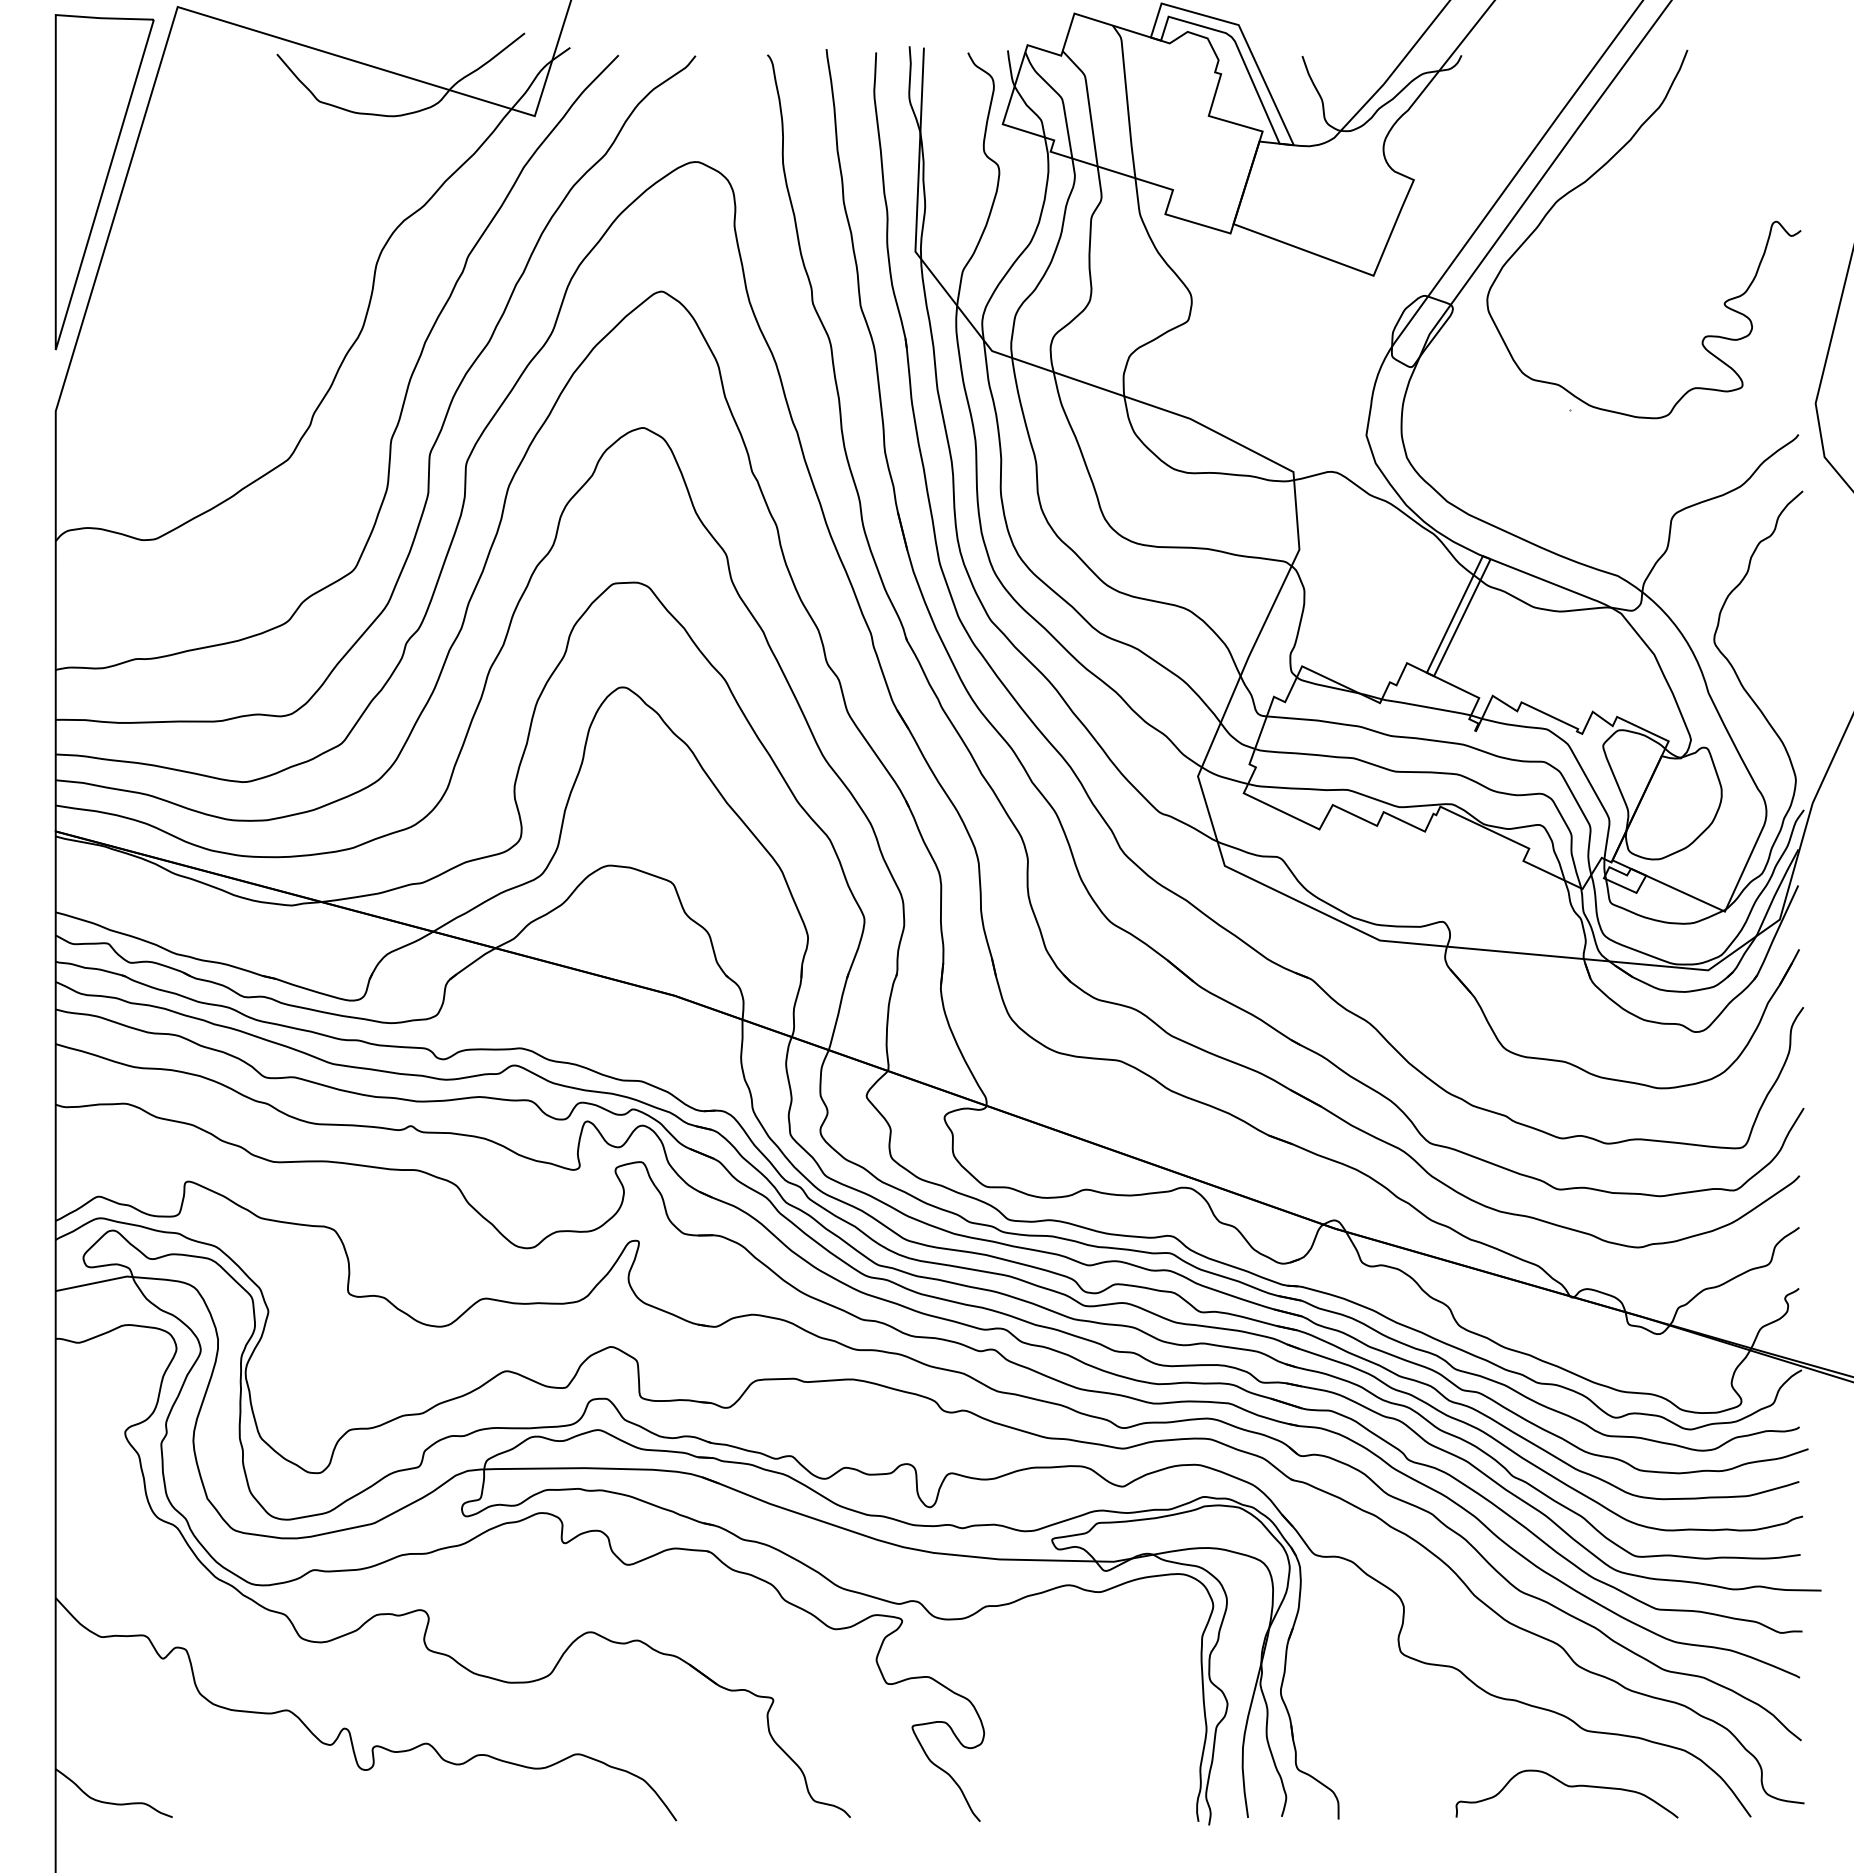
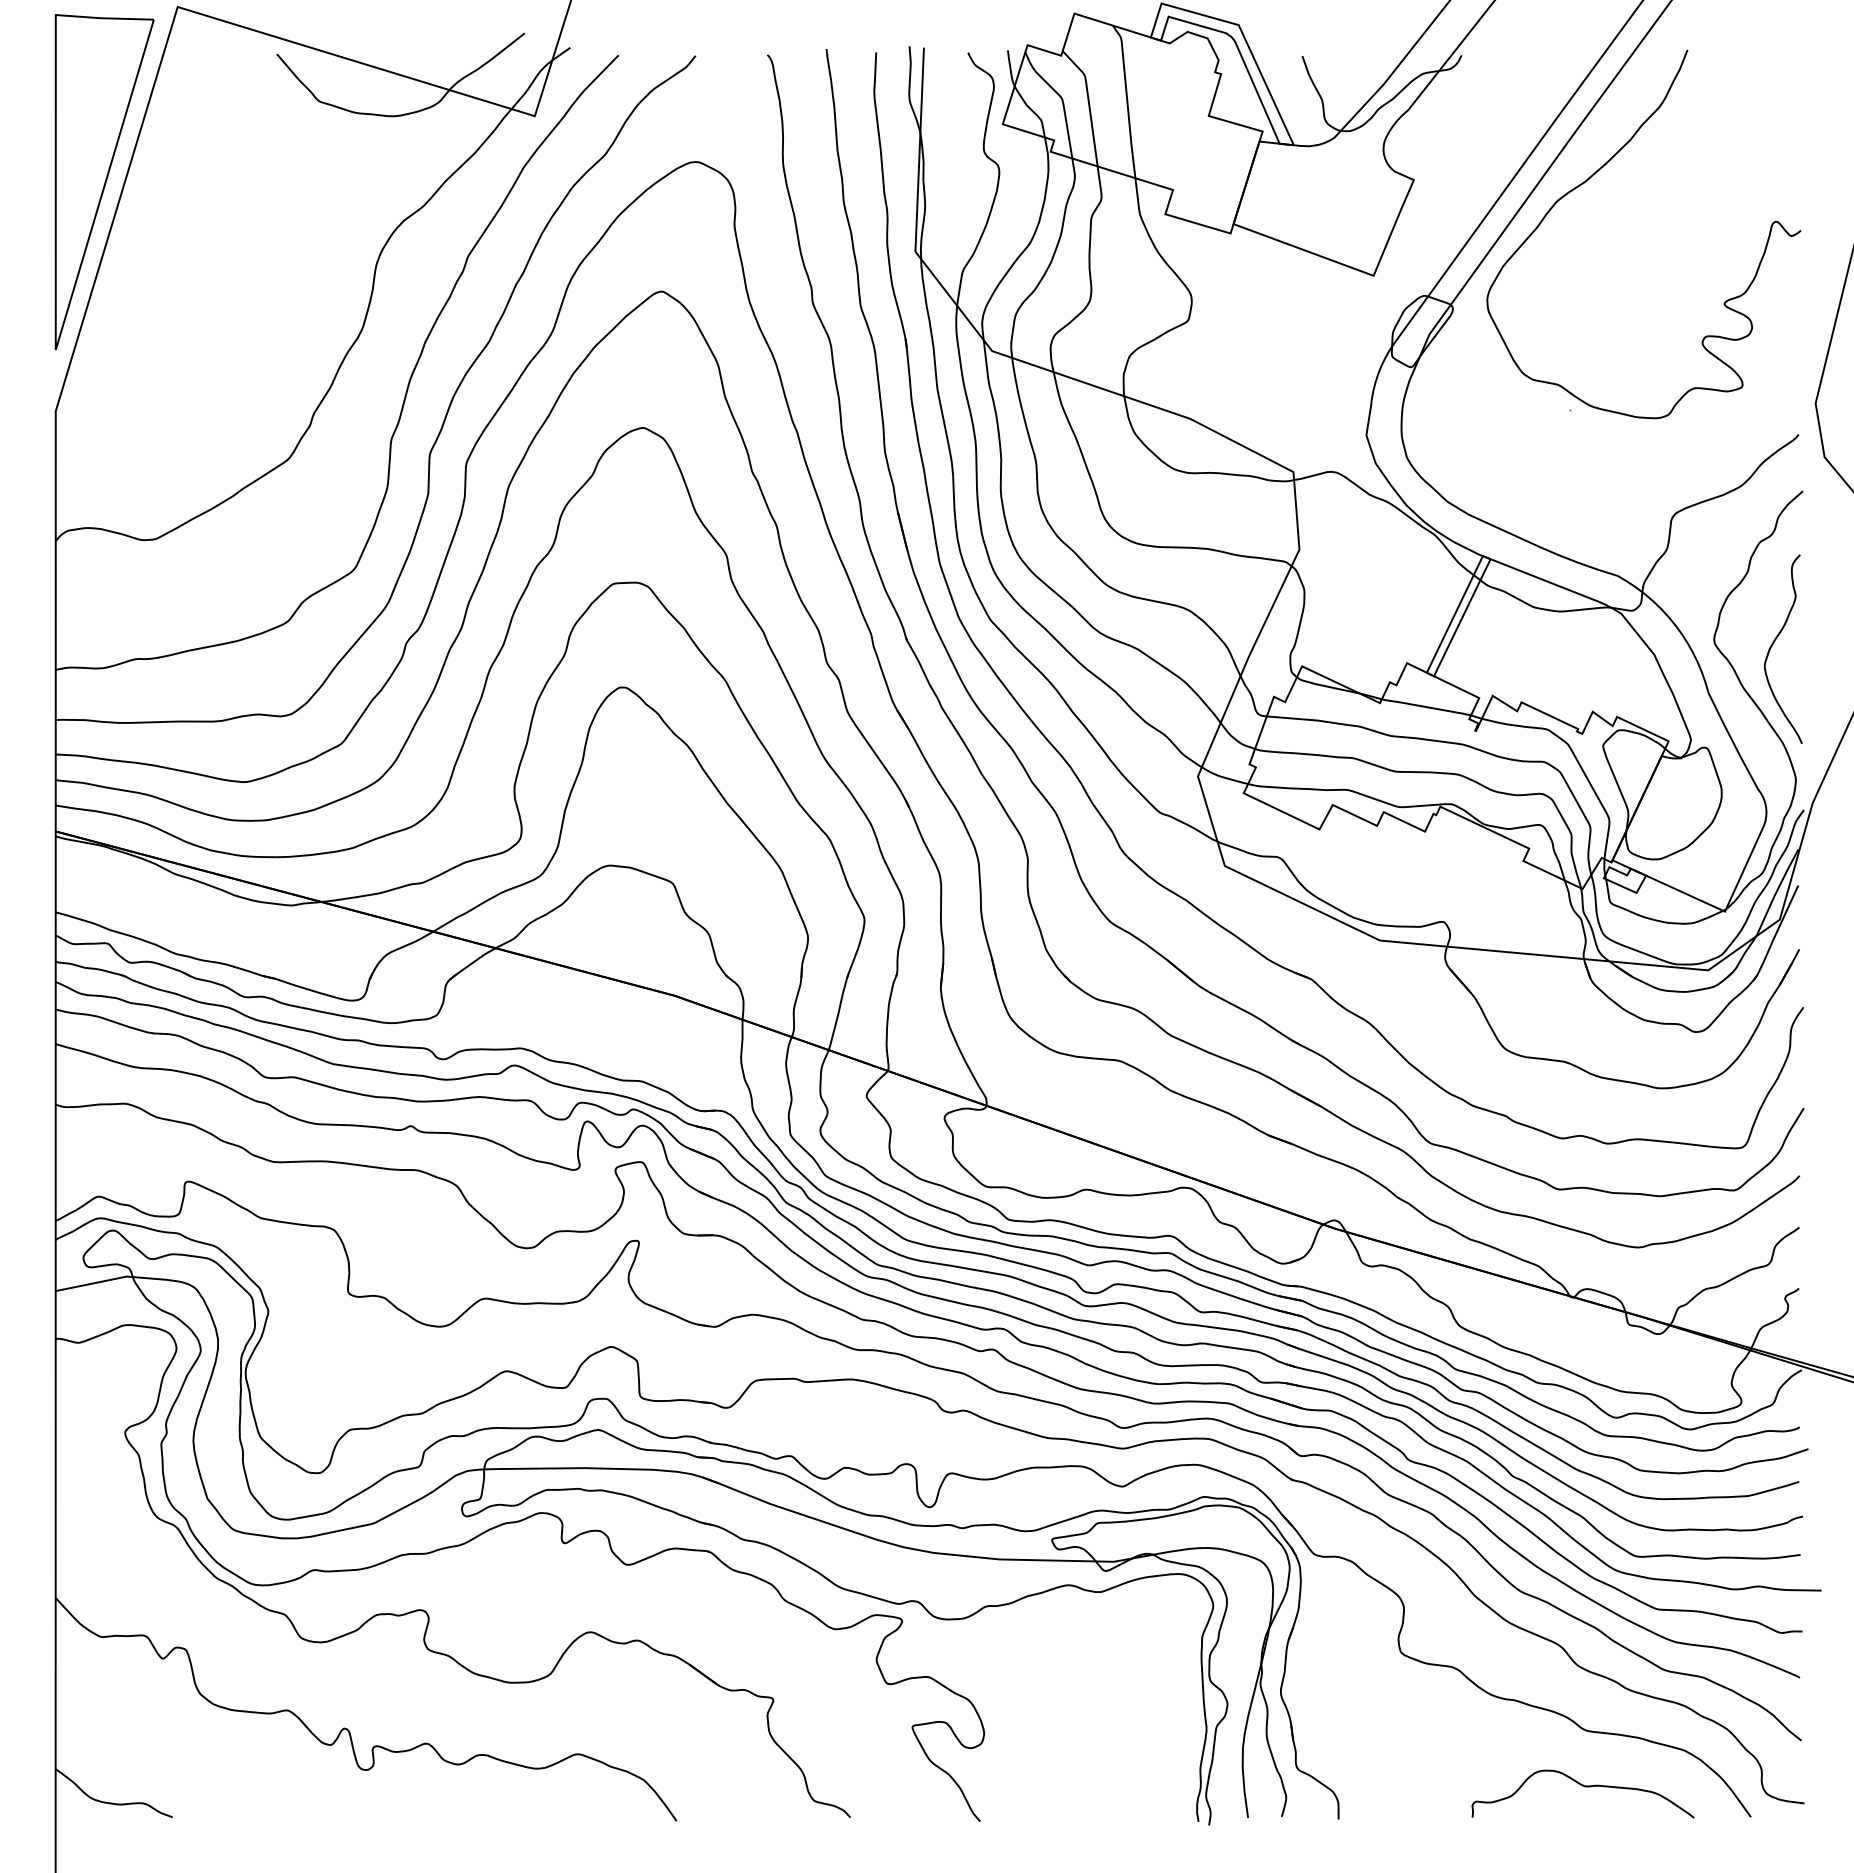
curve: none -> present (1773, 644)
curve position: (1568, 1787) -> (1584, 1787) (1584, 1787)
